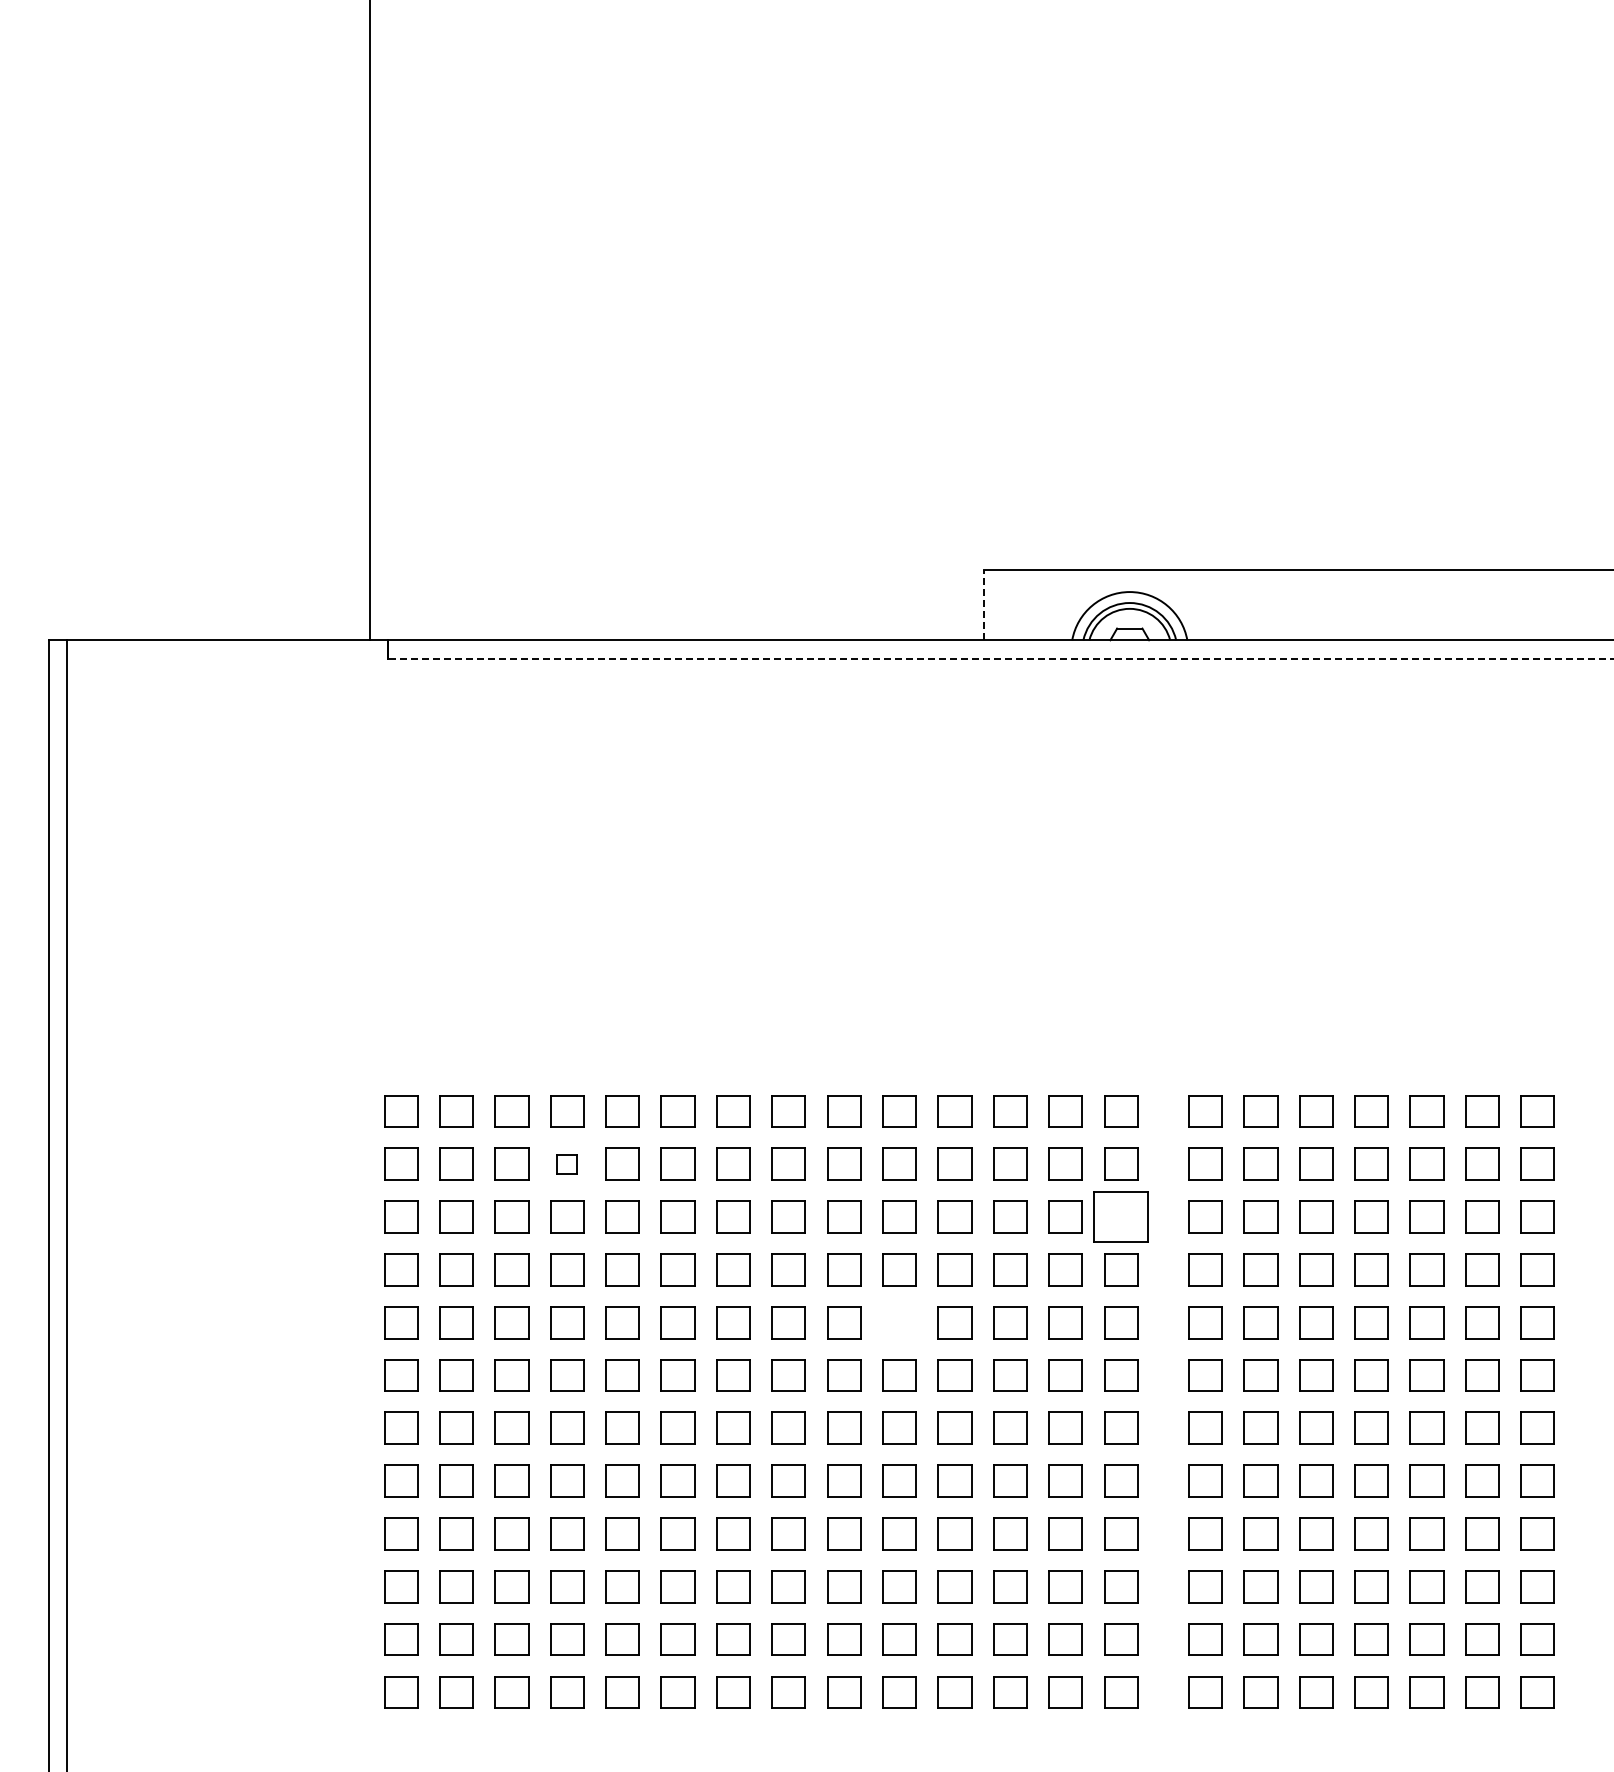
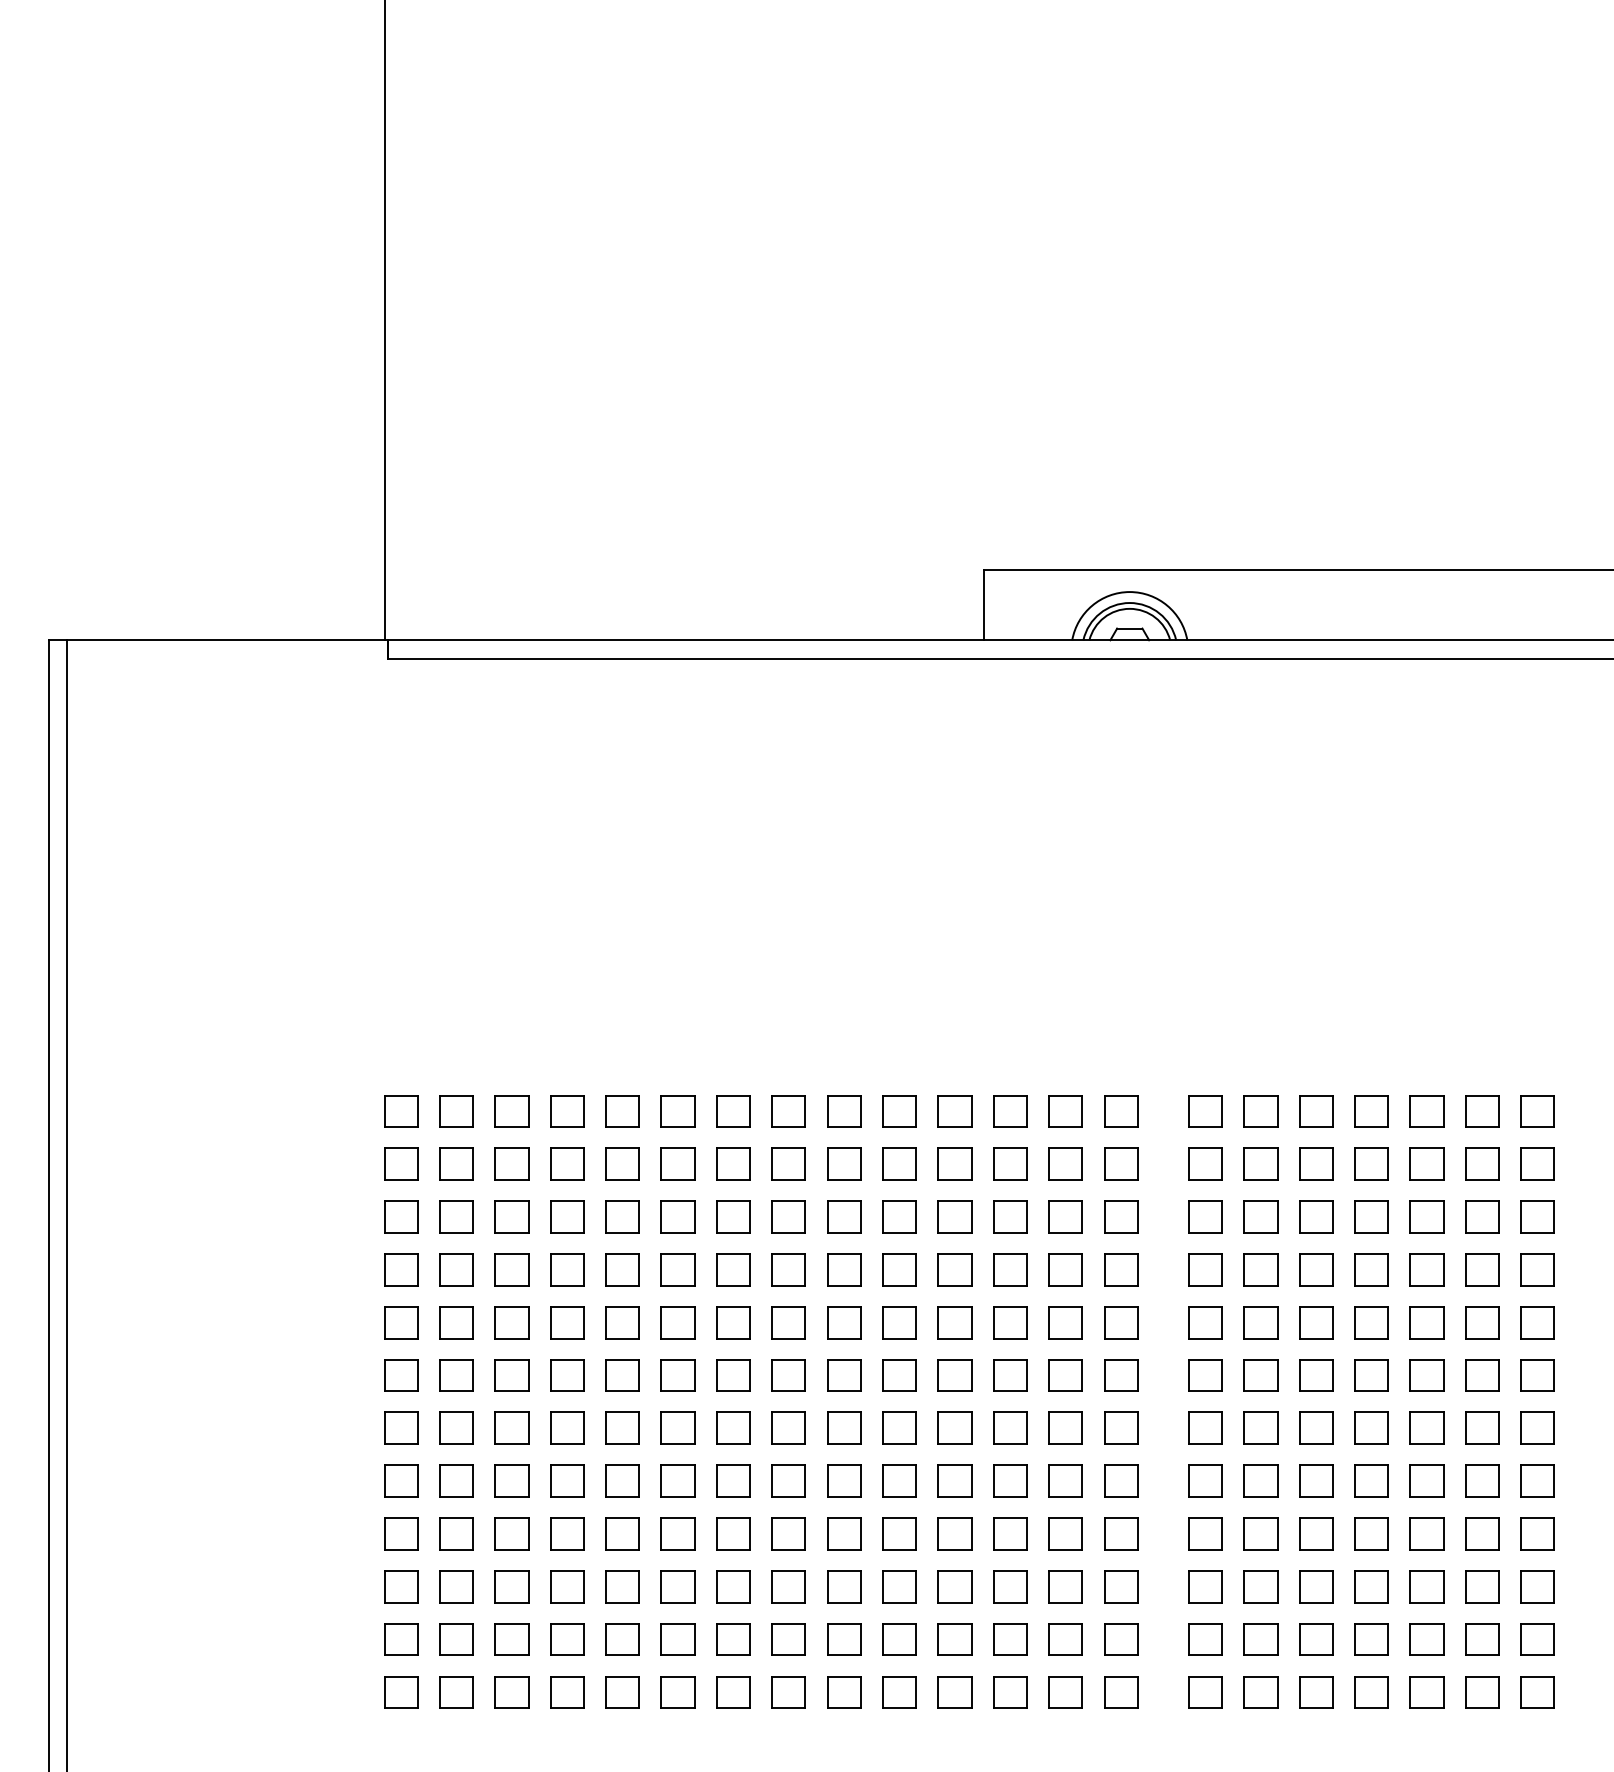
line position: (370, 321) -> (385, 321) (385, 321)
line: dashed -> solid (983, 604)
line: dashed -> solid (1001, 658)
part size: 22x21 px -> 35x34 px (567, 1163)
part size: 56x52 px -> 35x34 px (1121, 1216)
part: none -> present (899, 1322)
